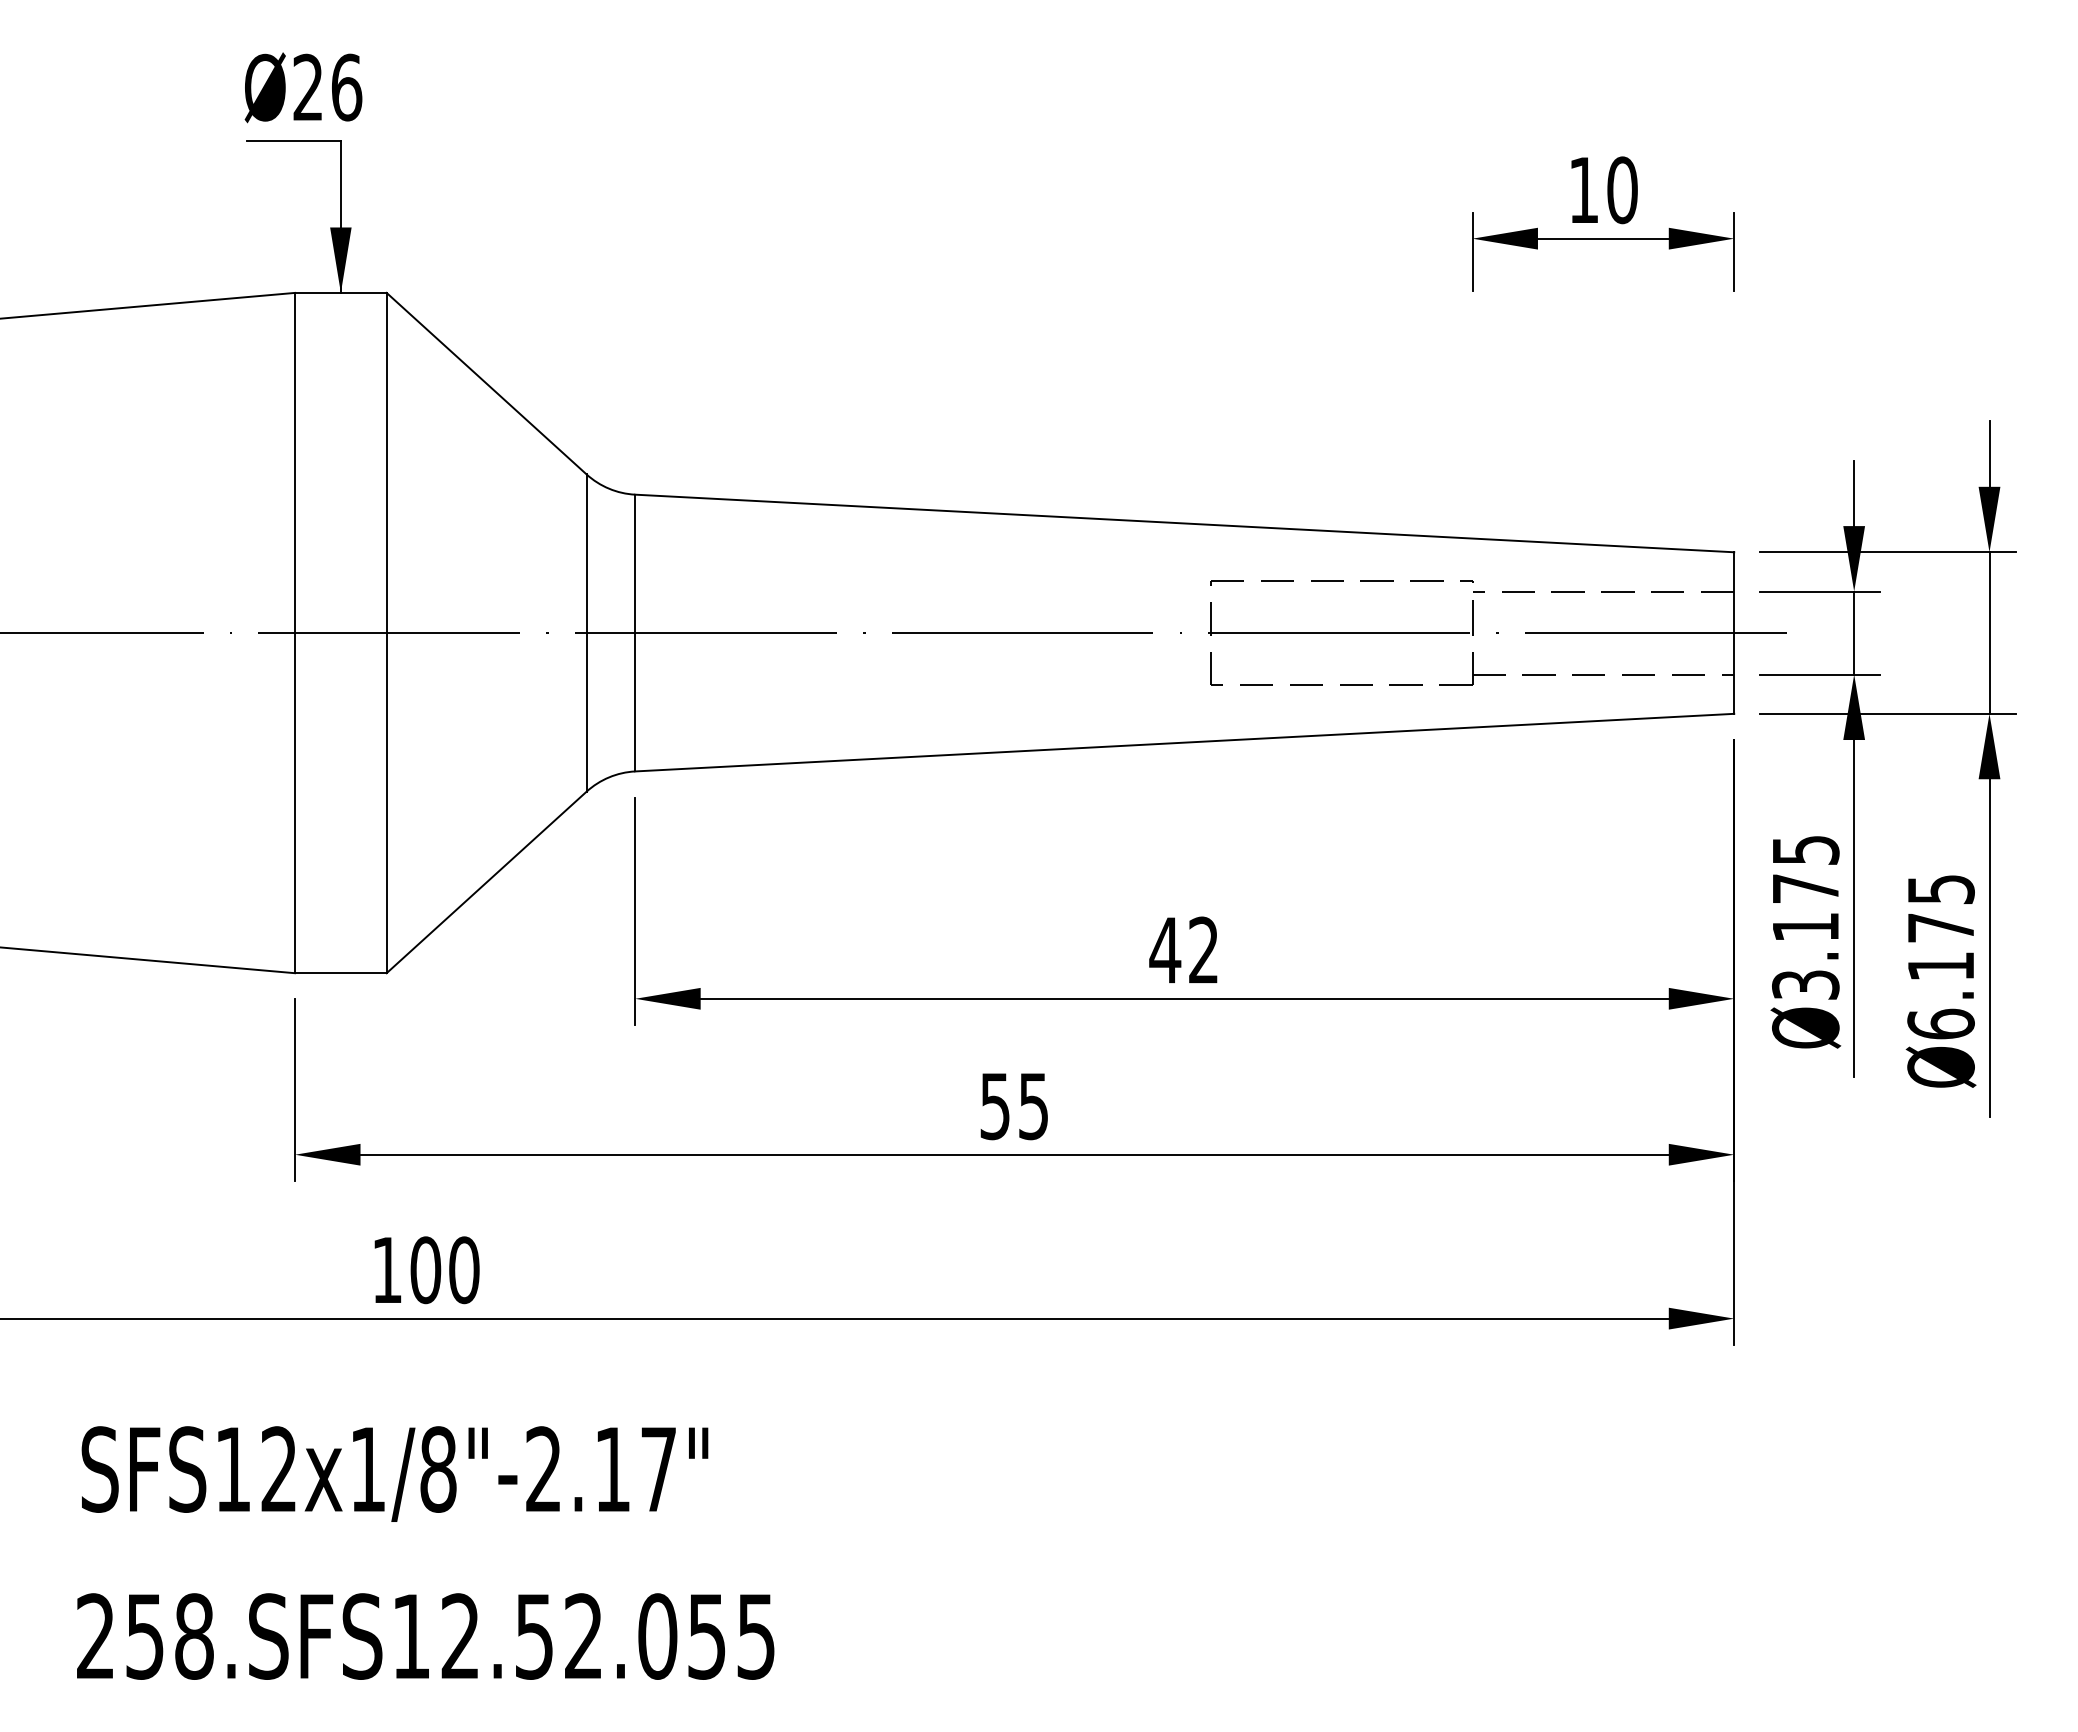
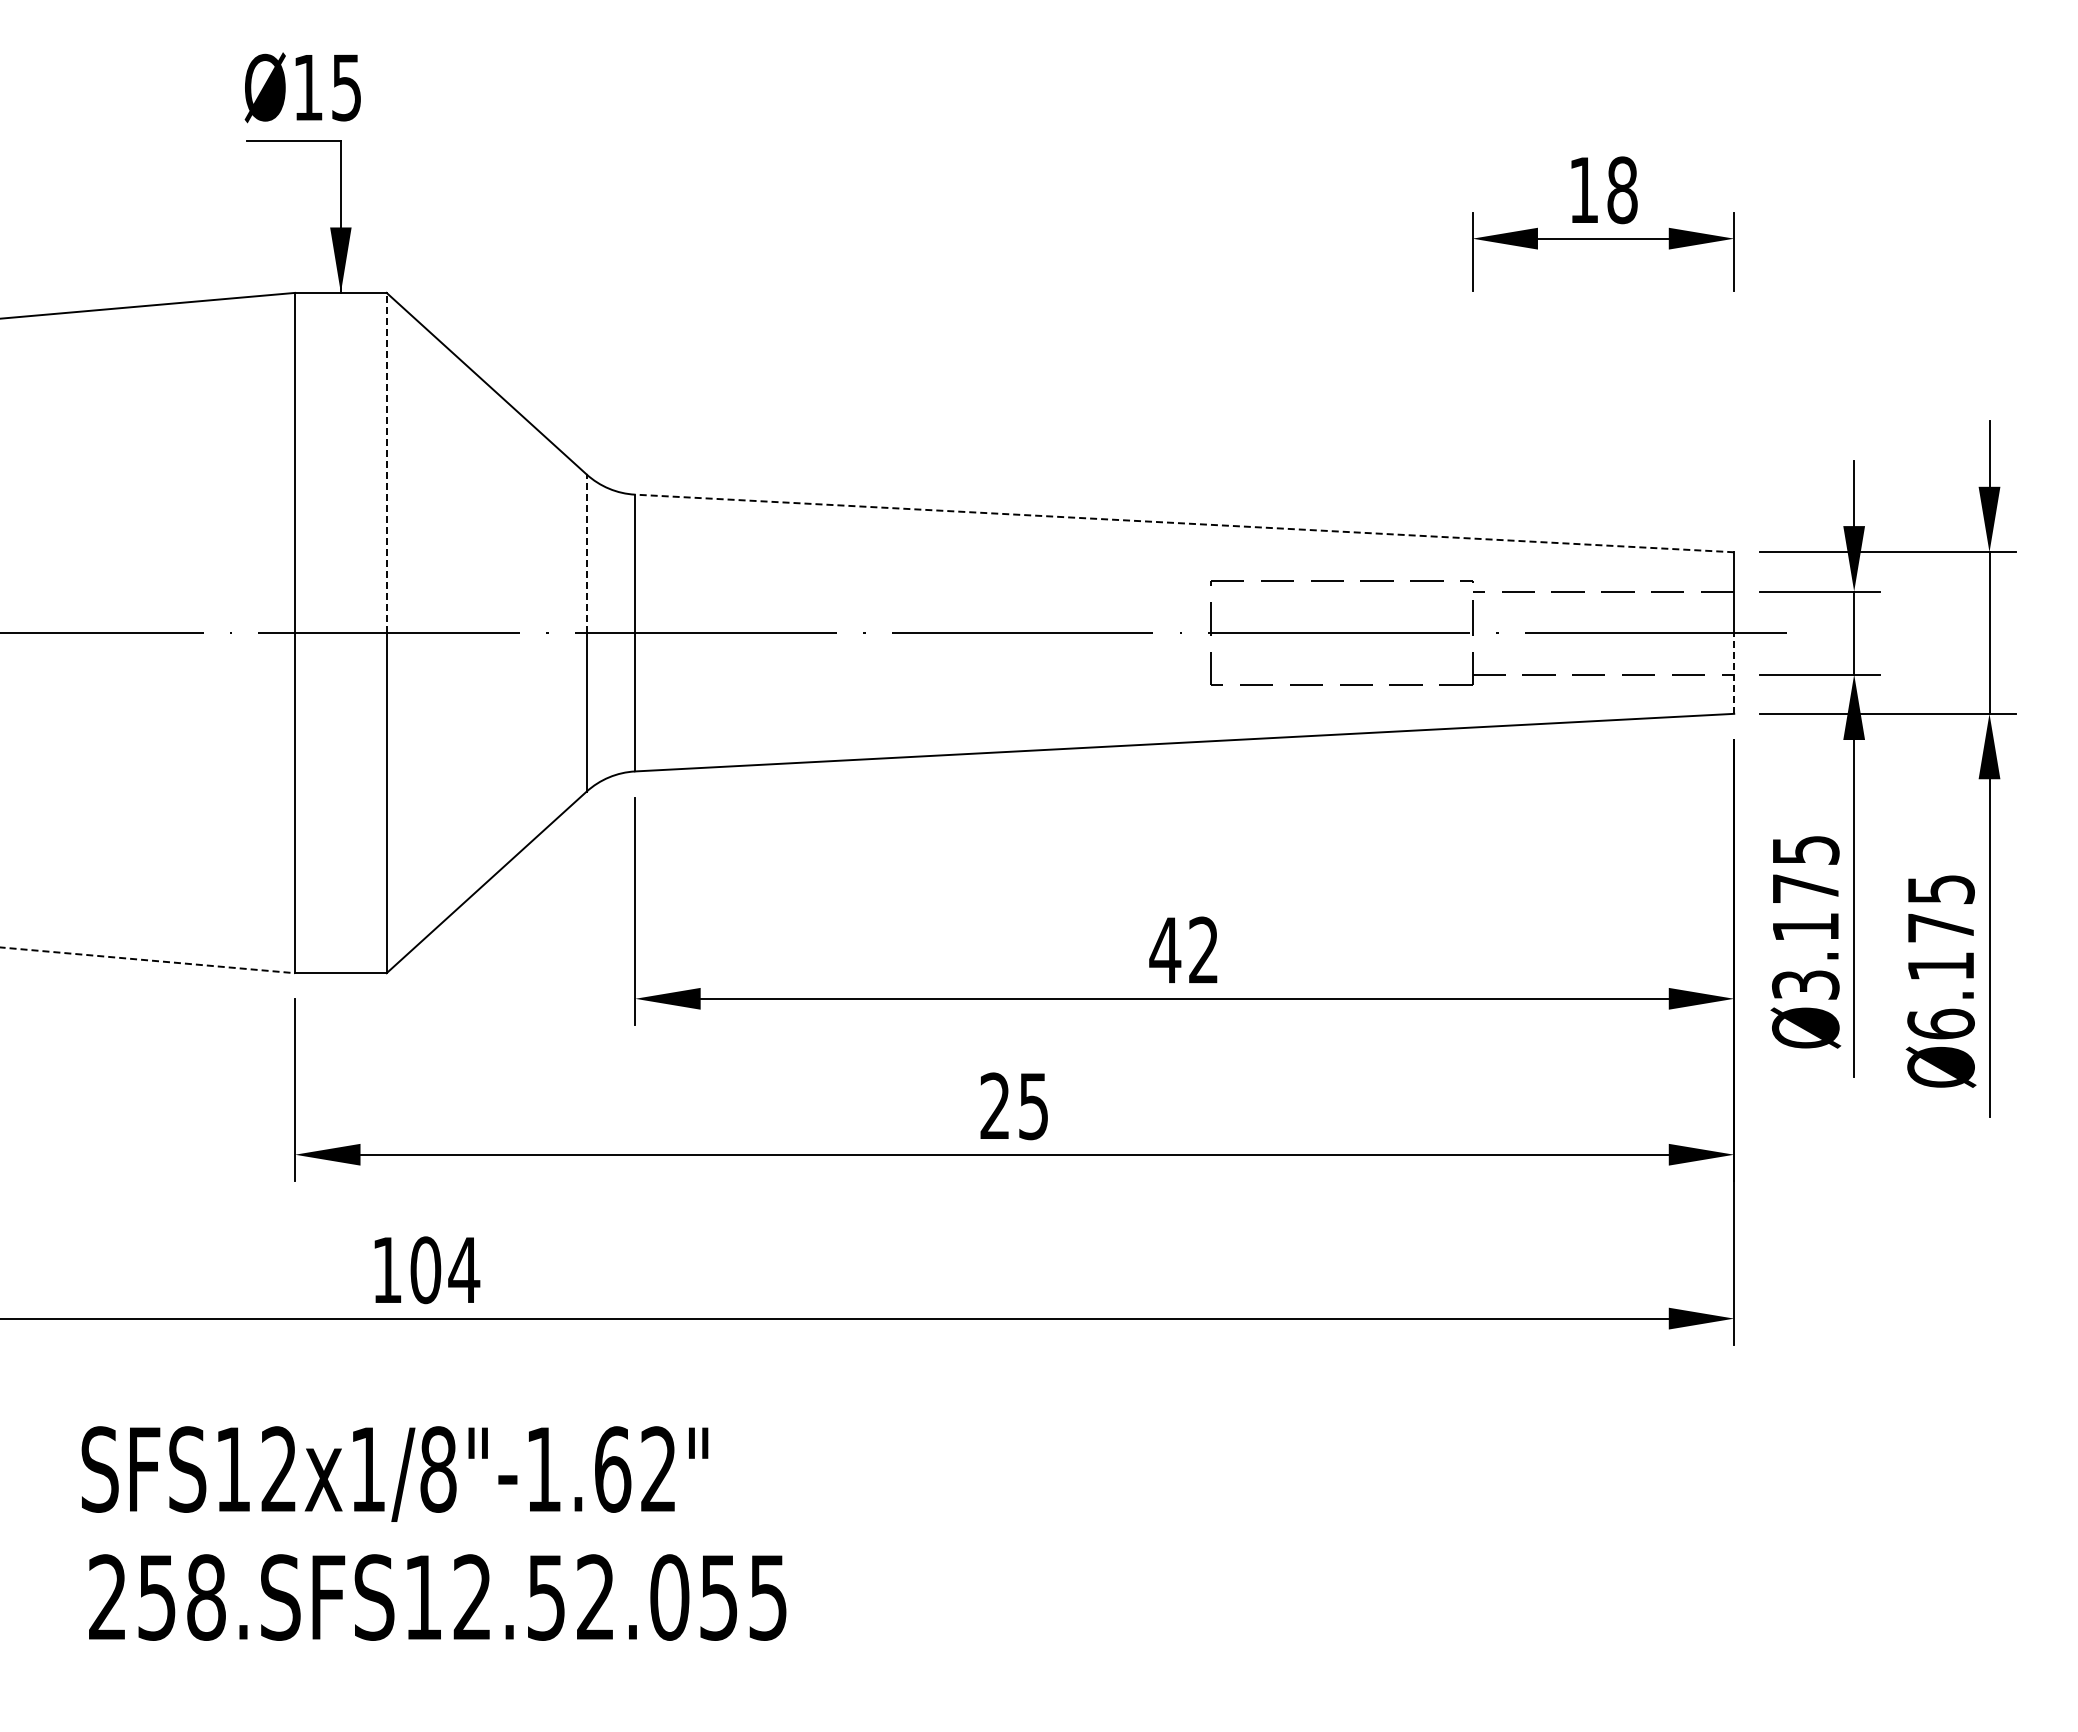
text: Ø26 -> Ø15 (327, 87)
text: 10 -> 18 (1622, 189)
line: solid -> dashed (386, 462)
line: solid -> dashed (1184, 523)
line: solid -> dashed (586, 553)
line: solid -> dashed (1734, 672)
line: solid -> dashed (147, 960)
text: 55 -> 25 (994, 1106)
text: 100 -> 104 (464, 1270)
text: SFS12x1/8"-2.17" -> SFS12x1/8"-1.62" (600, 1469)
text position: (425, 1636) -> (437, 1597) (437, 1597)
